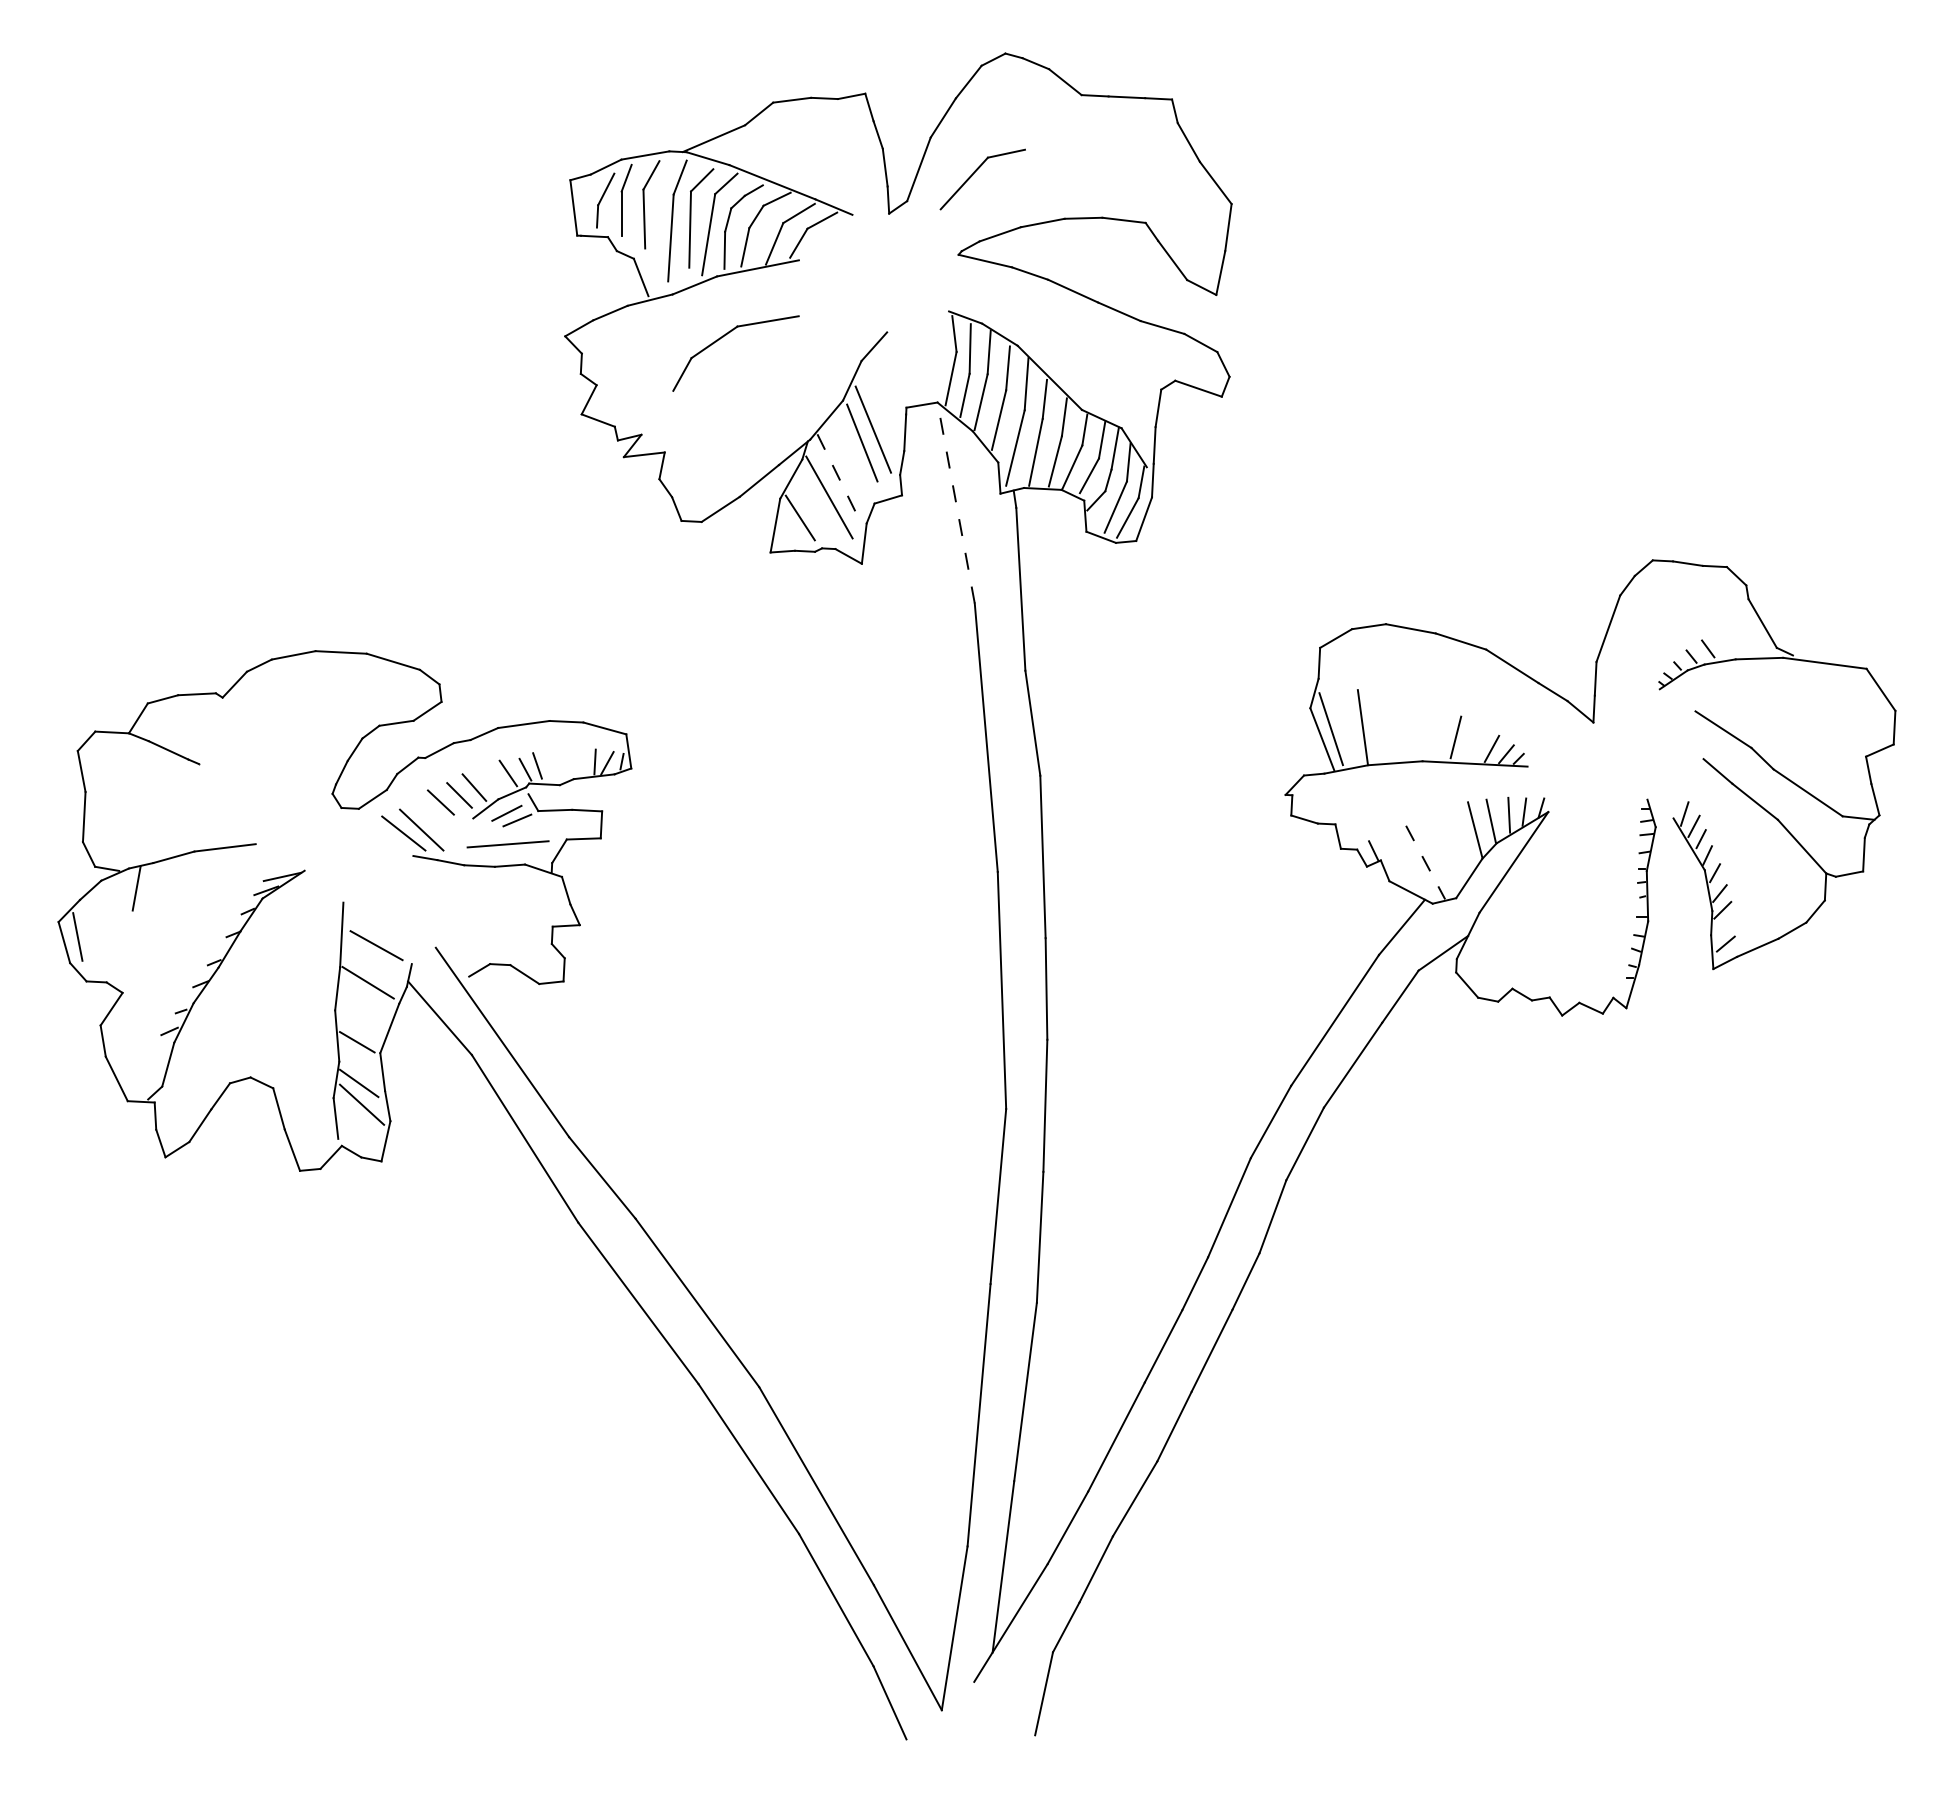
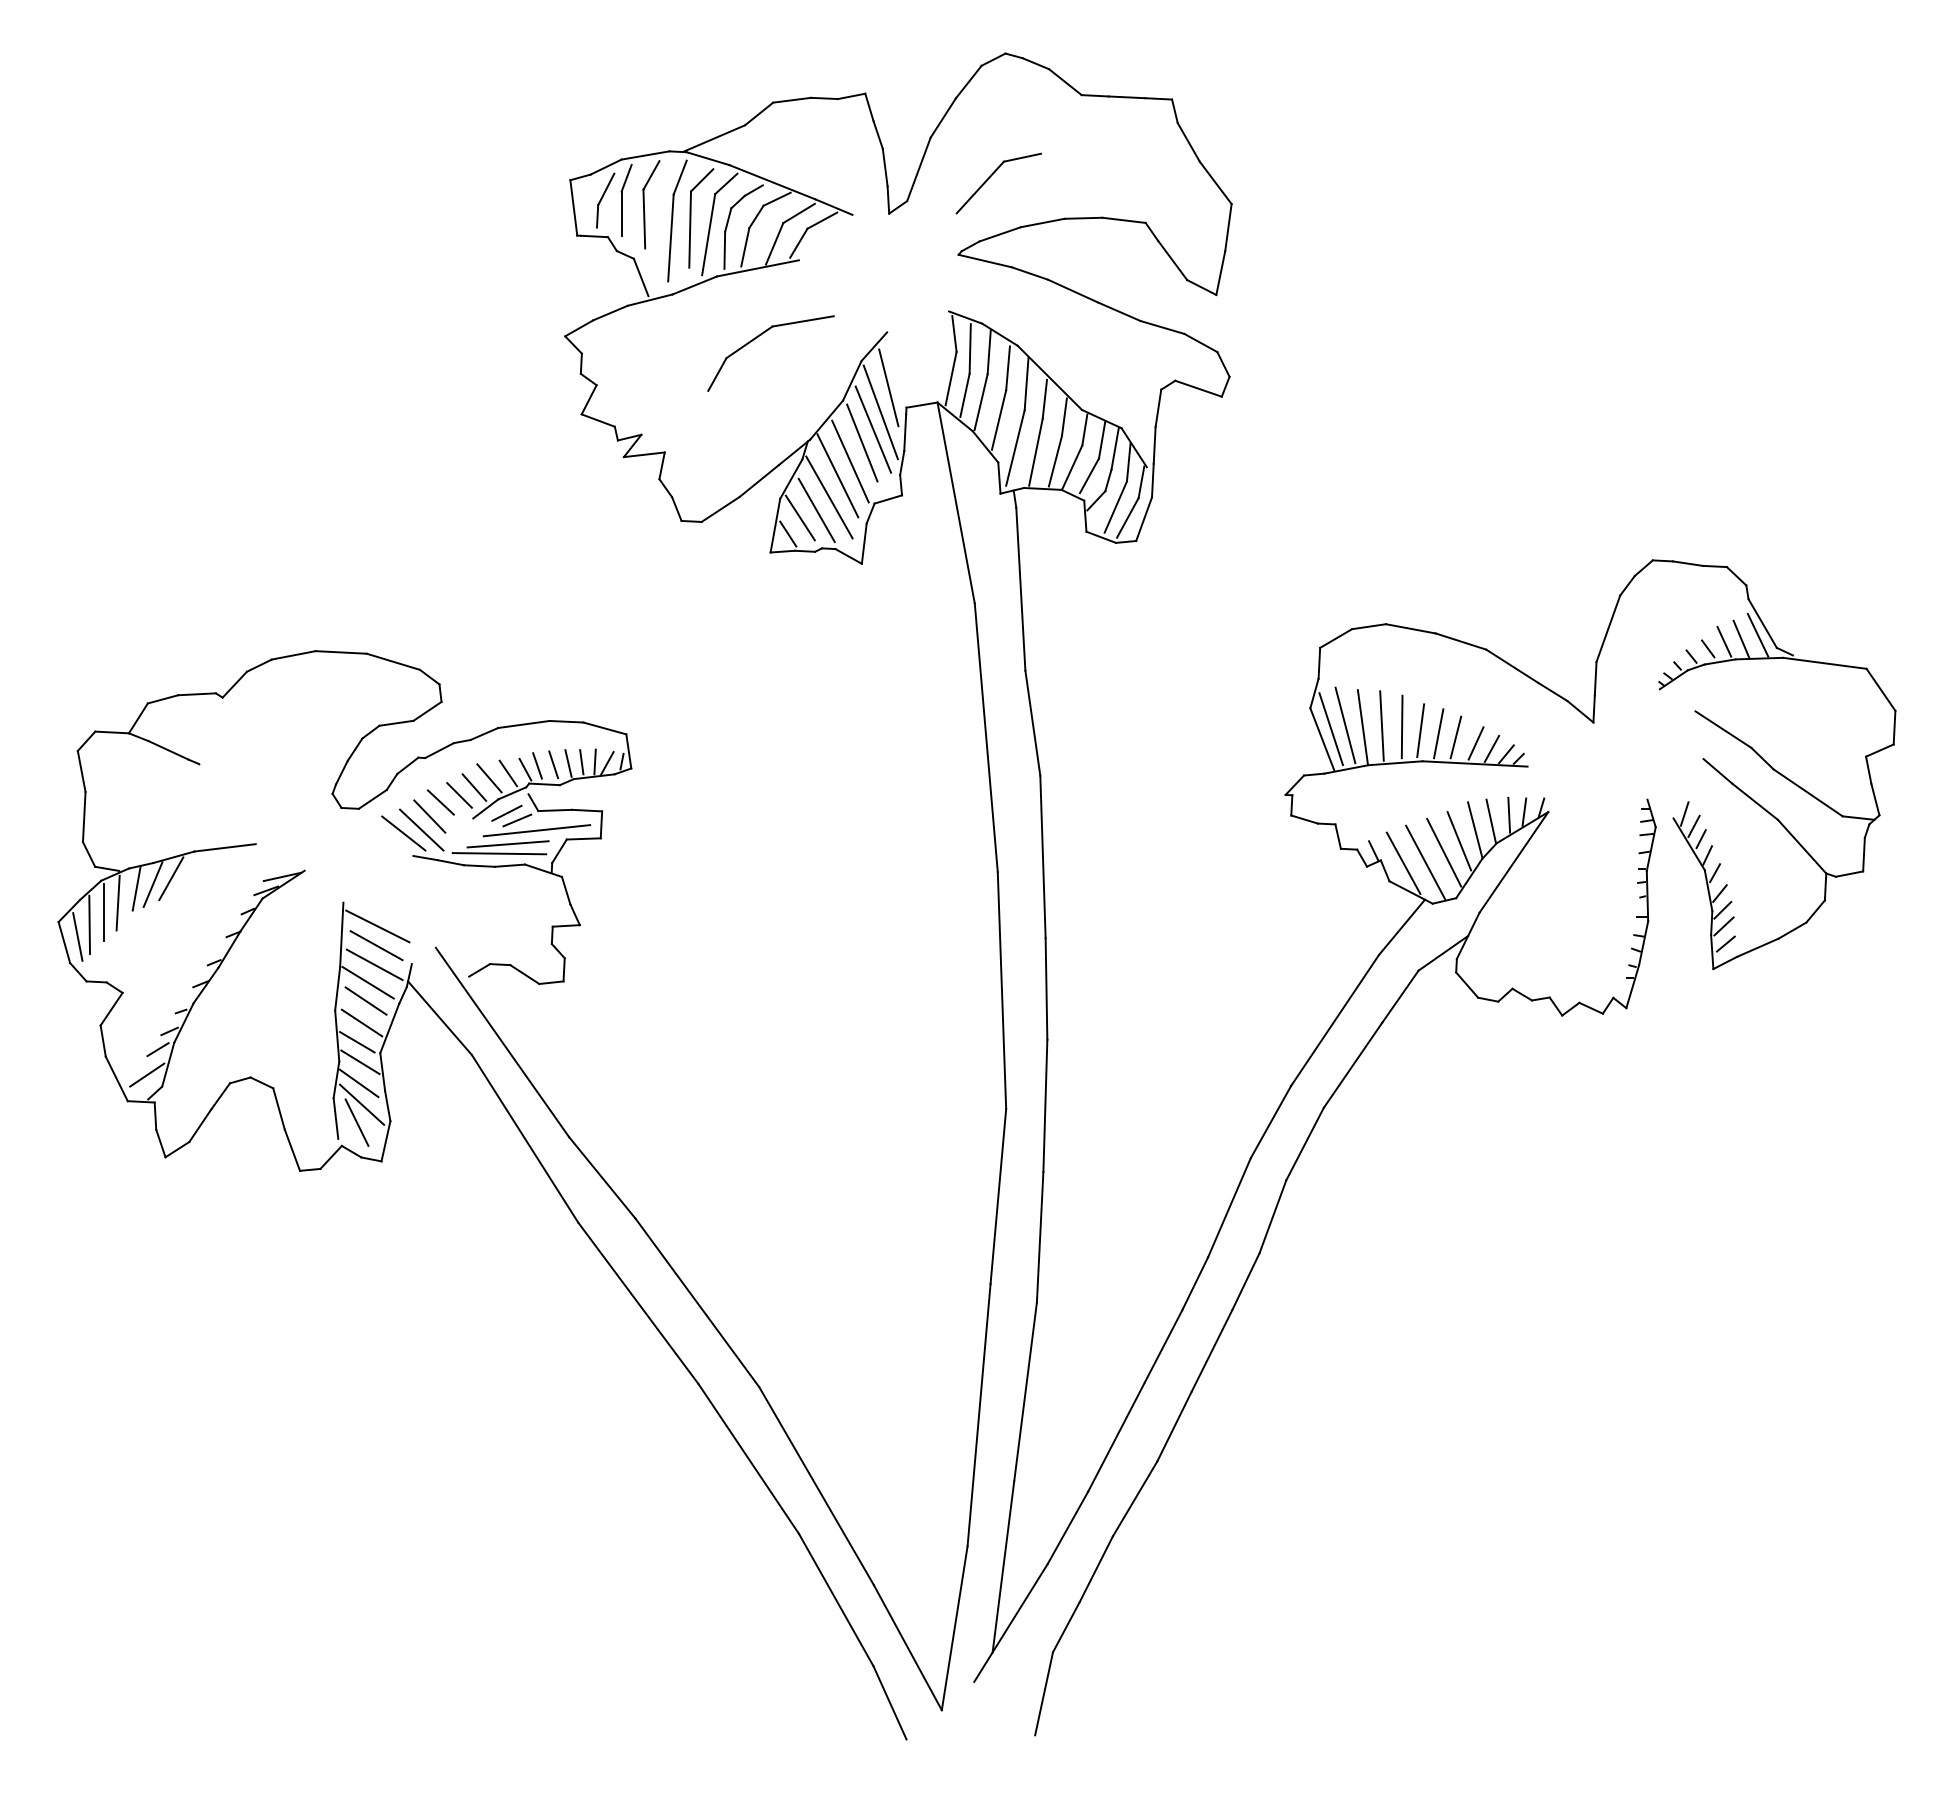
part position: (975, 172) -> (991, 176) (991, 176)
part position: (723, 337) -> (758, 337) (758, 337)
line: none -> present (888, 387)
line: none -> present (880, 412)
line: none -> present (850, 461)
line: dashed -> solid (838, 476)
line: dashed -> solid (956, 502)
line: none -> present (816, 510)
line: none -> present (788, 533)
line: none -> present (1757, 634)
line: none -> present (1741, 638)
line: none -> present (1724, 641)
line: none -> present (1345, 725)
line: none -> present (1381, 725)
line: none -> present (1401, 726)
line: none -> present (1420, 730)
line: none -> present (1438, 733)
line: none -> present (1475, 743)
line: none -> present (581, 762)
line: none -> present (568, 763)
line: none -> present (553, 764)
line: none -> present (489, 778)
line: none -> present (429, 816)
line: none -> present (536, 830)
line: none -> present (1459, 841)
line: none -> present (1444, 852)
line: none -> present (499, 853)
line: none -> present (1403, 862)
line: dashed -> solid (1425, 862)
line: none -> present (171, 878)
line: none -> present (152, 884)
line: none -> present (117, 902)
line: none -> present (103, 911)
line: none -> present (89, 924)
line: none -> present (377, 926)
line: none -> present (1723, 926)
line: none -> present (374, 964)
line: none -> present (365, 1000)
line: none -> present (361, 1022)
line: none -> present (157, 1049)
line: none -> present (360, 1062)
line: none -> present (147, 1074)
line: none -> present (356, 1122)
